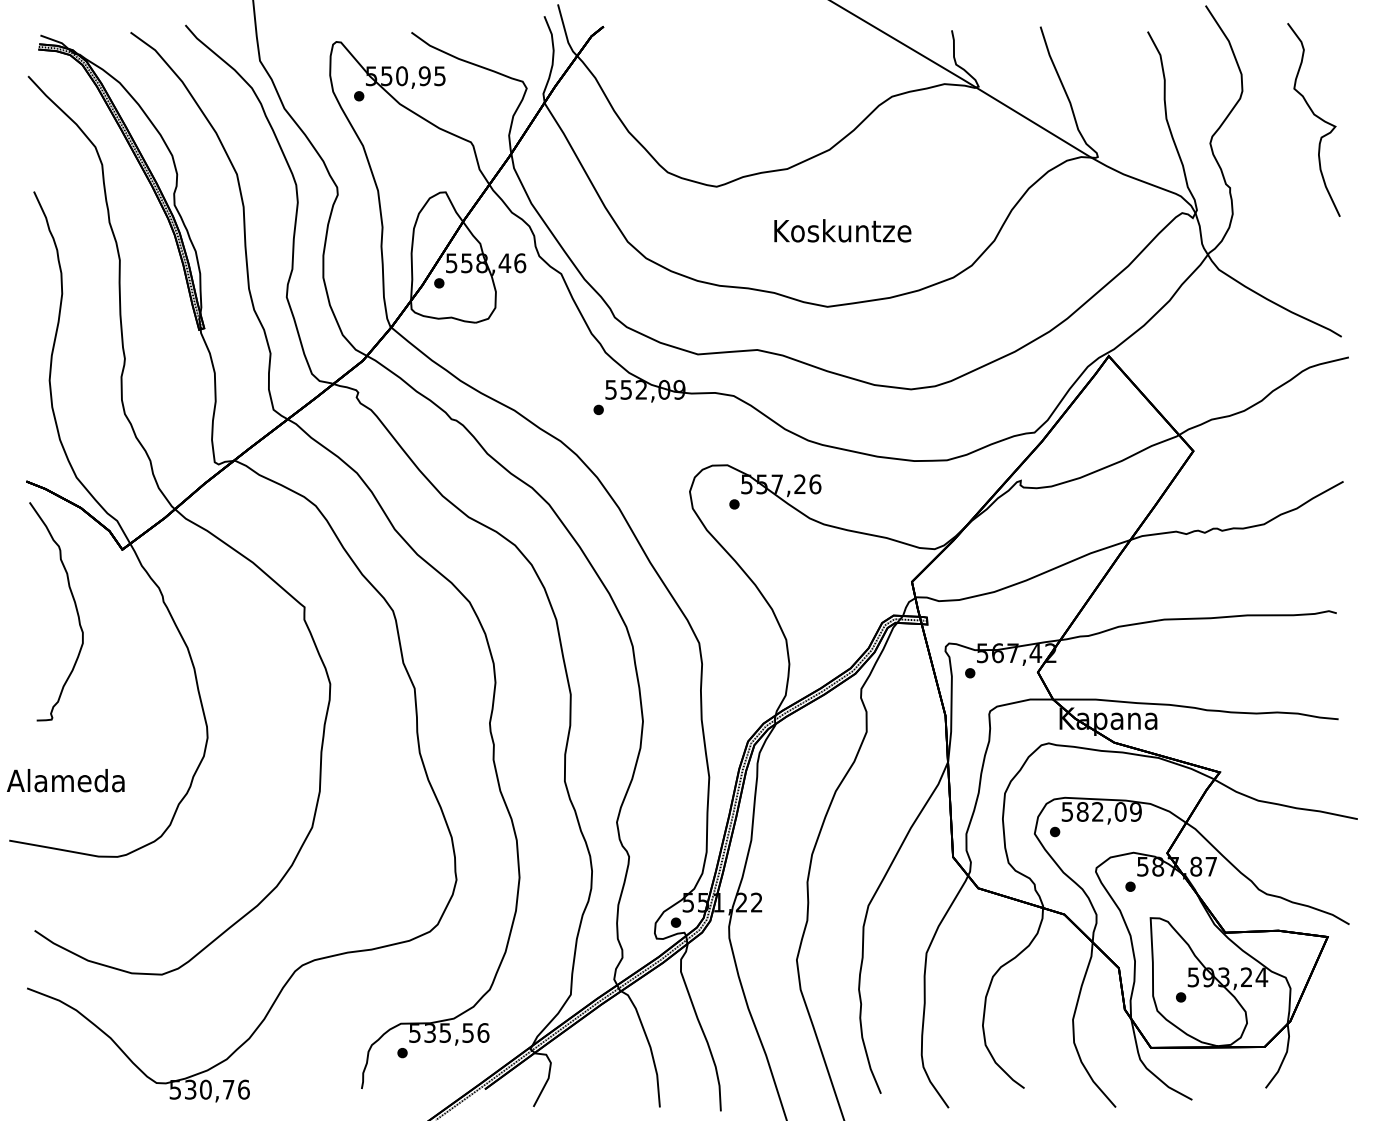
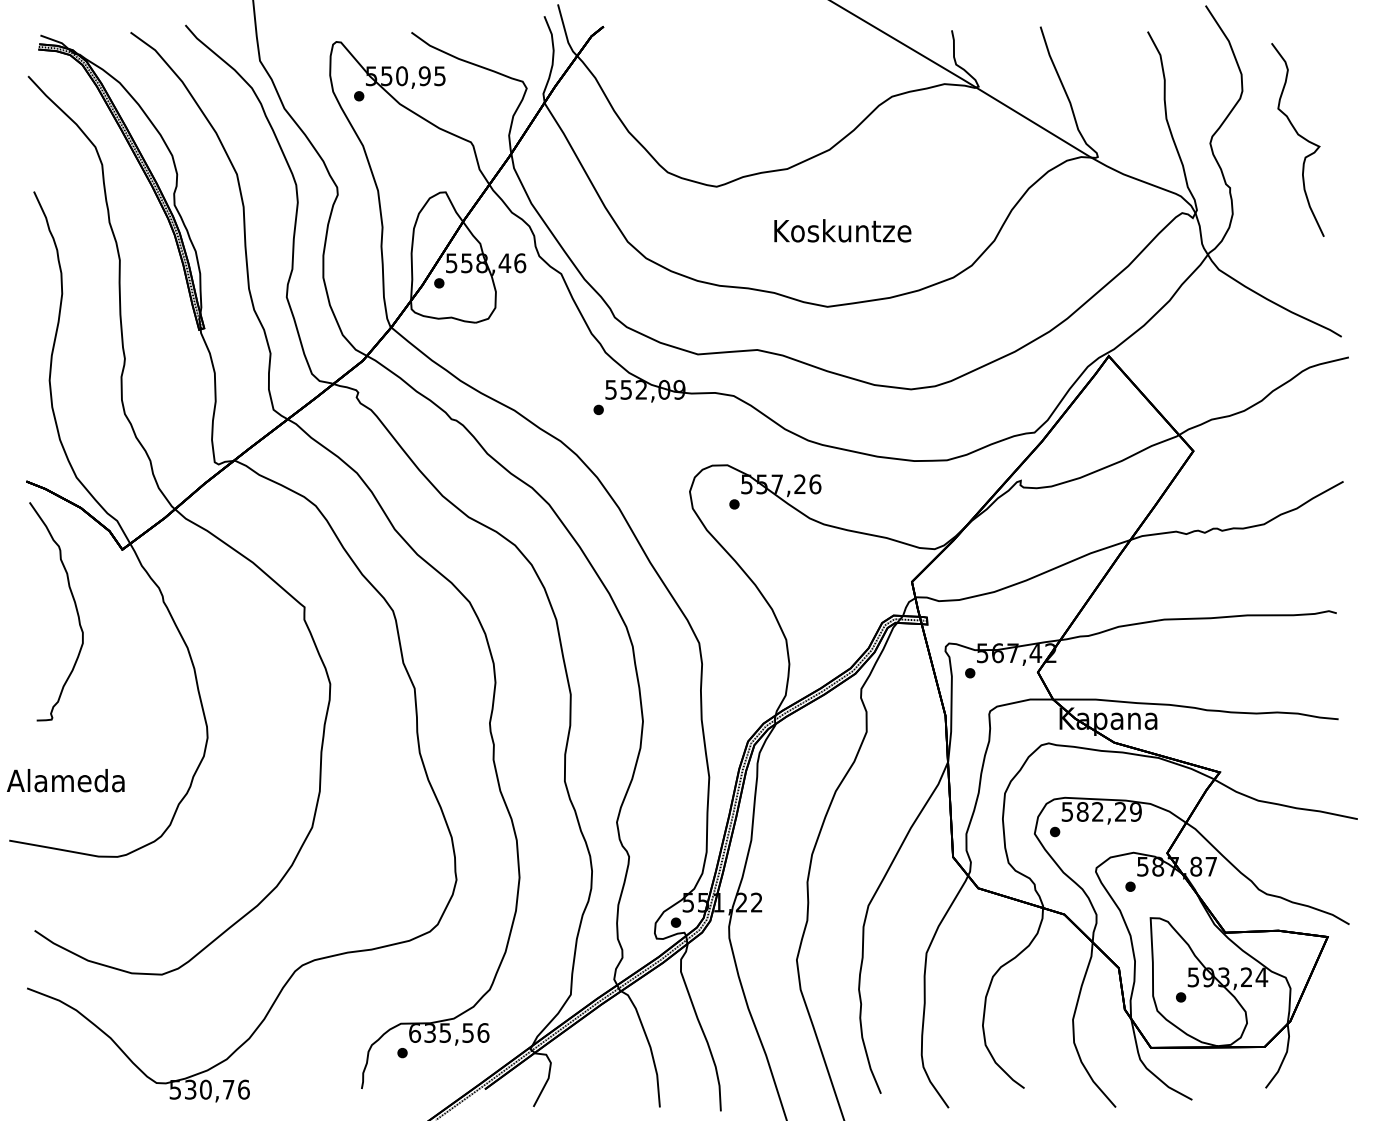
curve position: (1315, 116) -> (1299, 136) (1299, 136)
text: 582,09 -> 582,29 (1120, 811)
text: 535,56 -> 635,56 (415, 1033)
